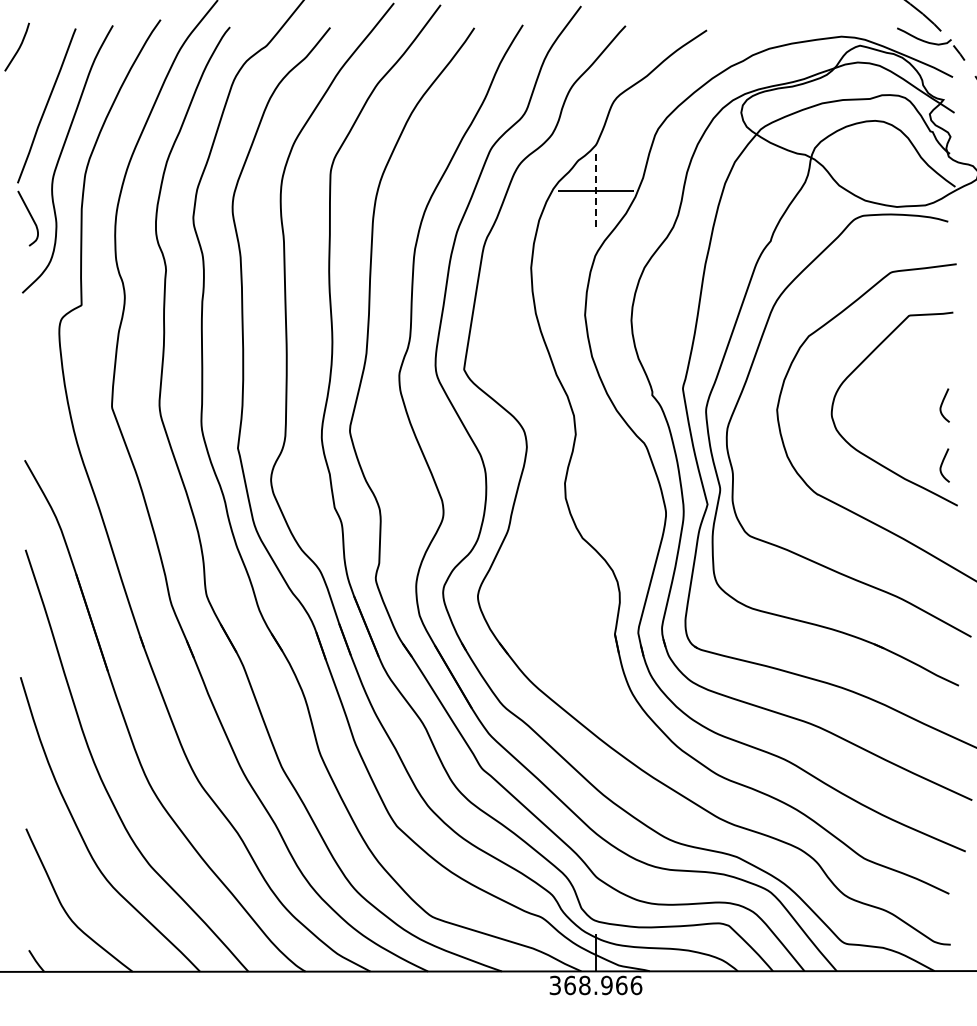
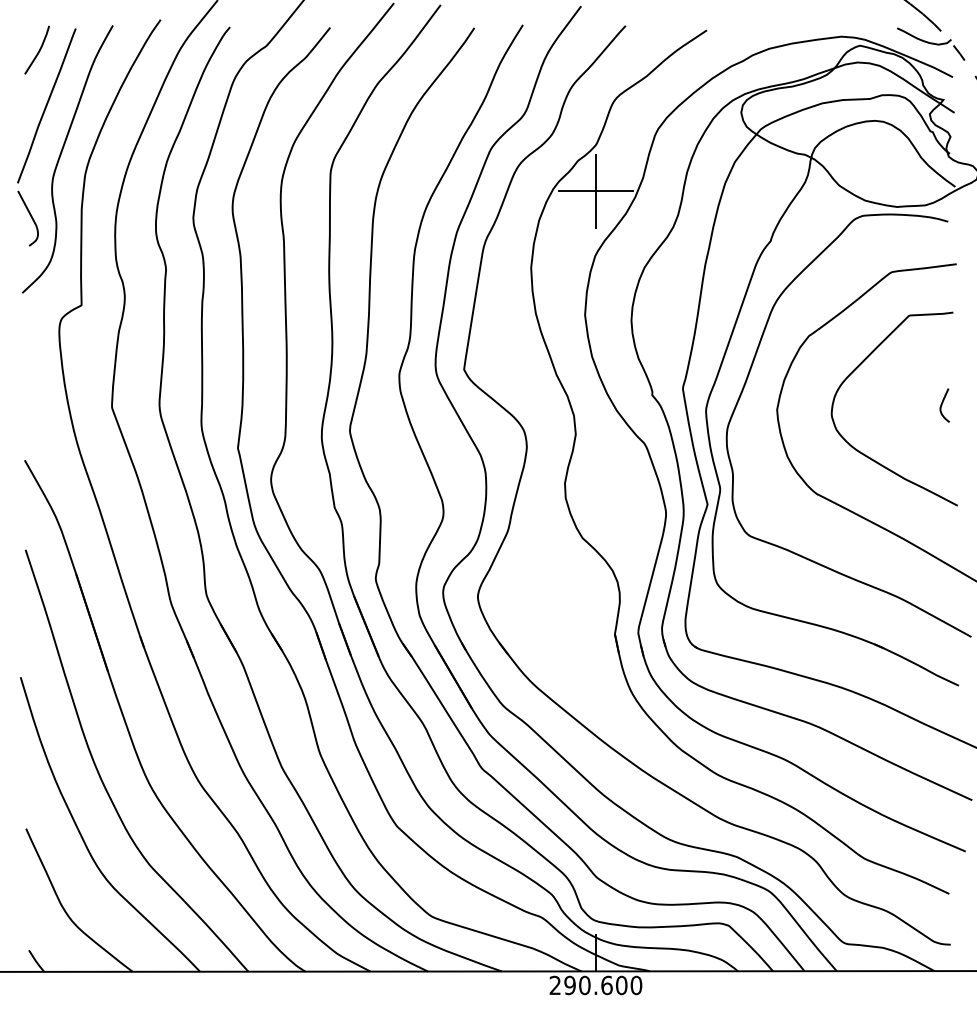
curve position: (18, 47) -> (38, 50) (38, 50)
line: dashed -> solid (595, 191)
curve: present -> none (942, 465)
text: 368.966 -> 290.600 (595, 985)
